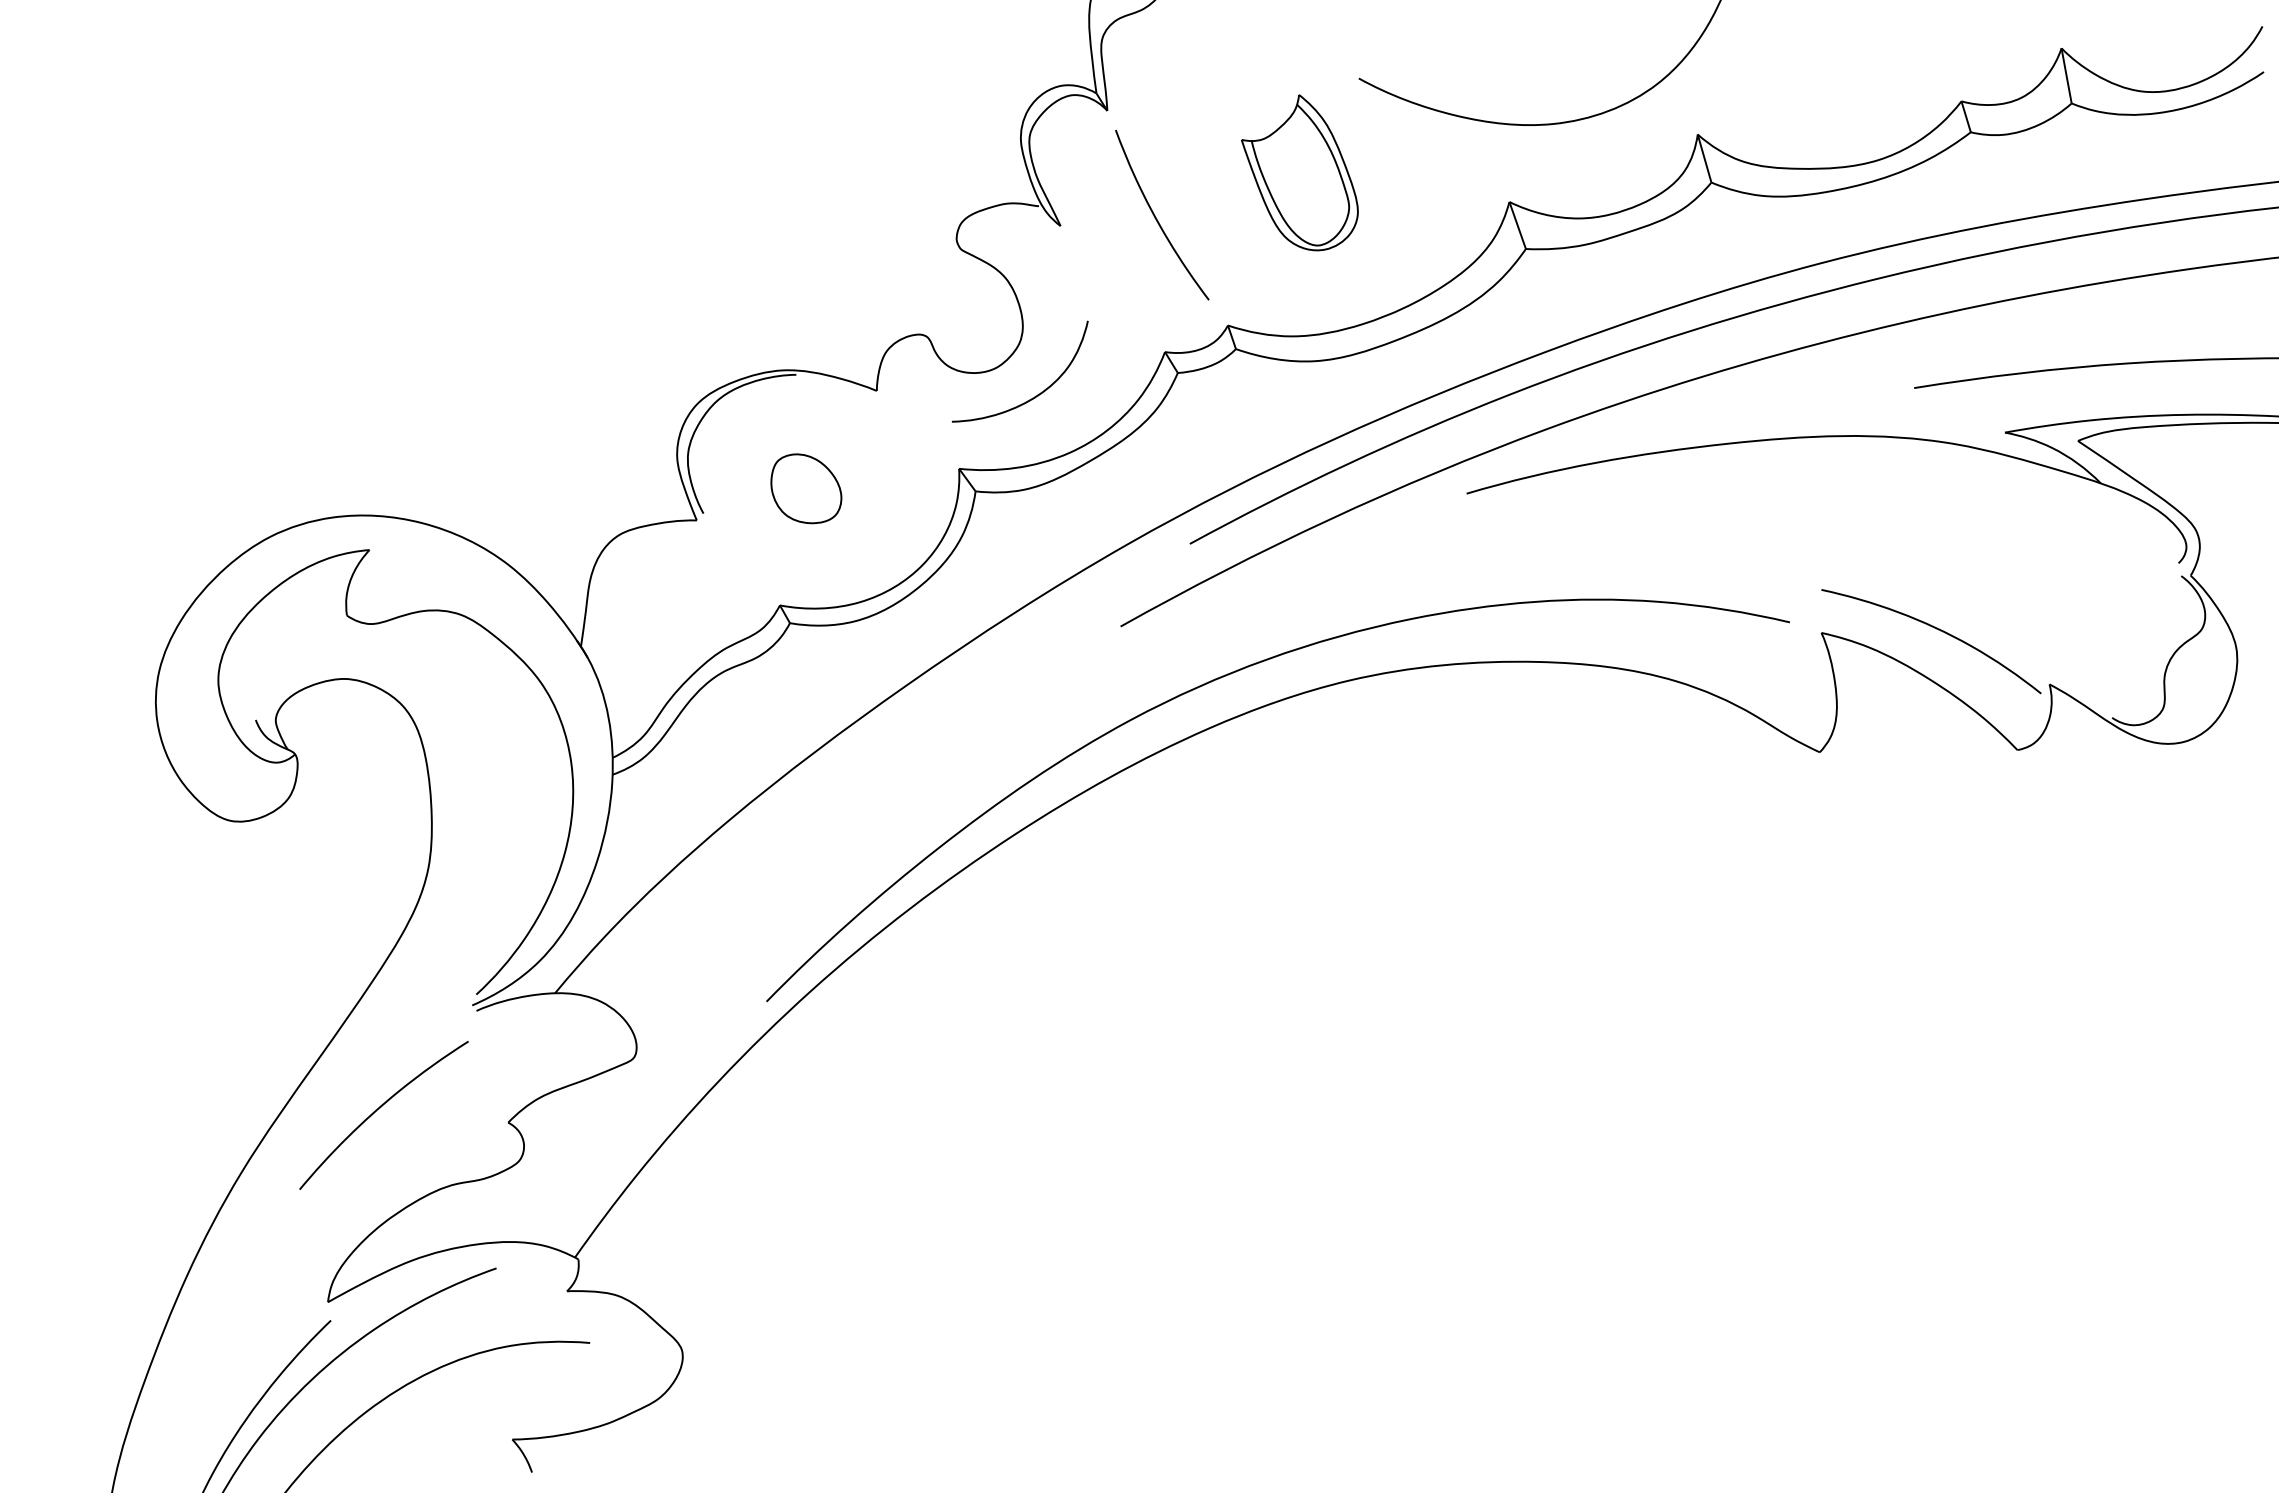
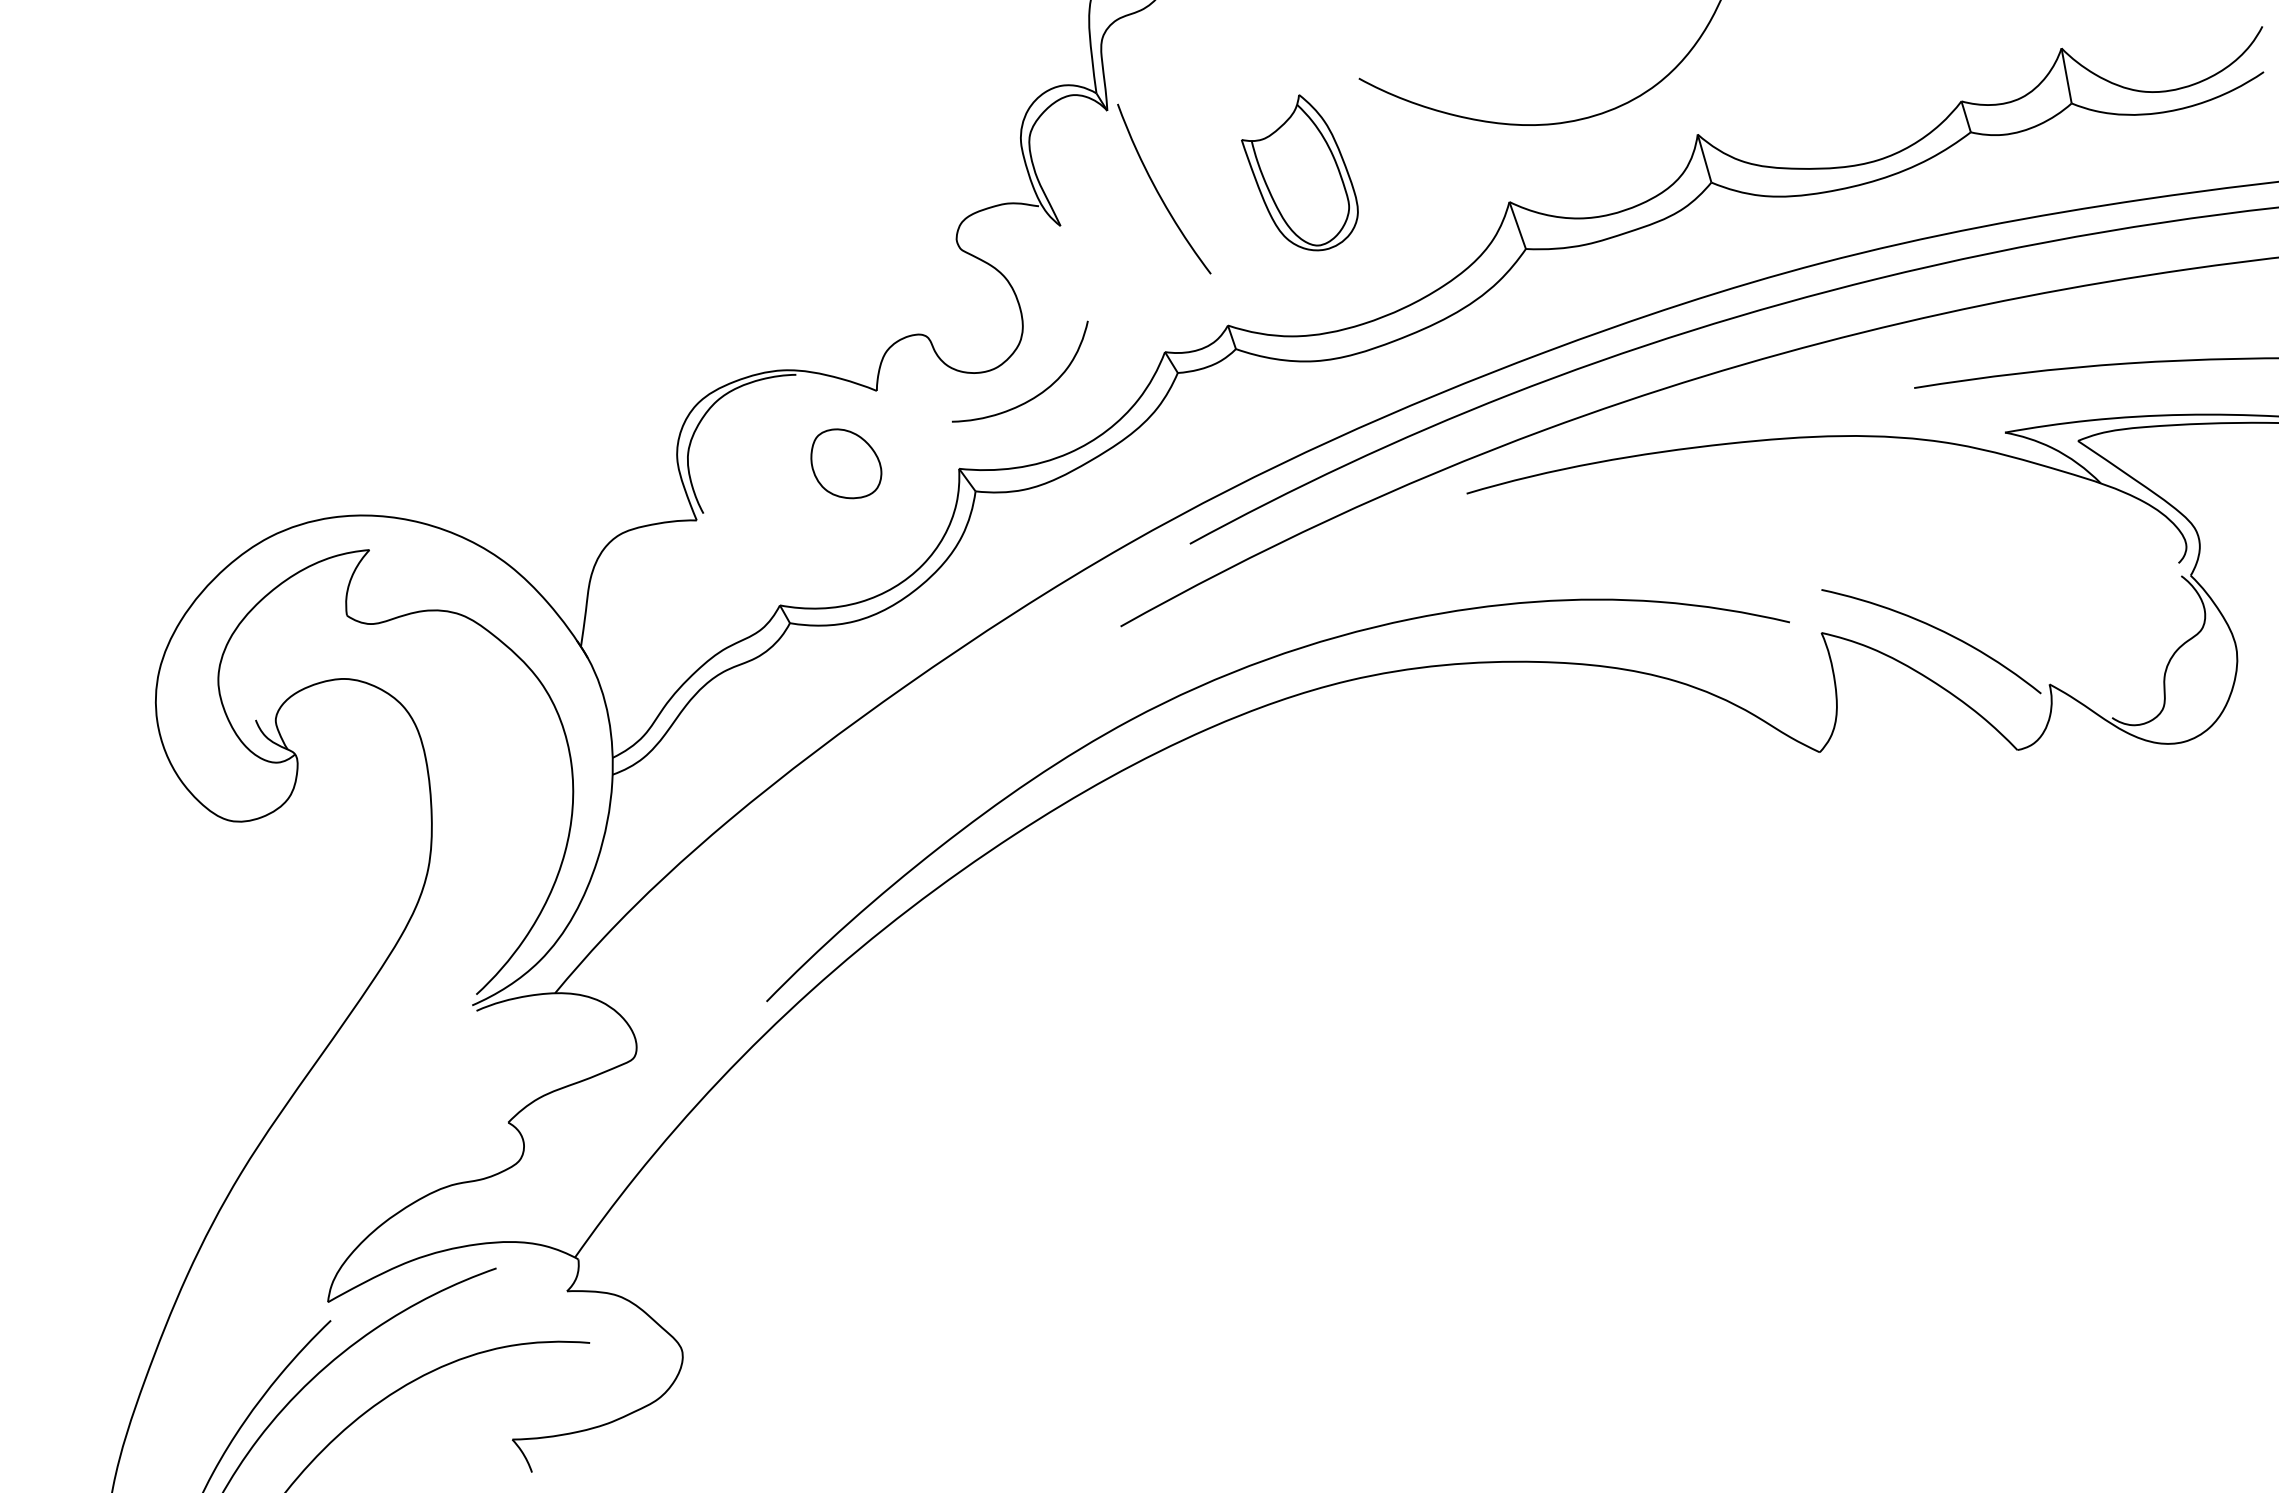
curve position: (1156, 217) -> (1158, 191) (1158, 191)
part position: (806, 488) -> (846, 463) (846, 463)
curve: present -> none (380, 1108)
